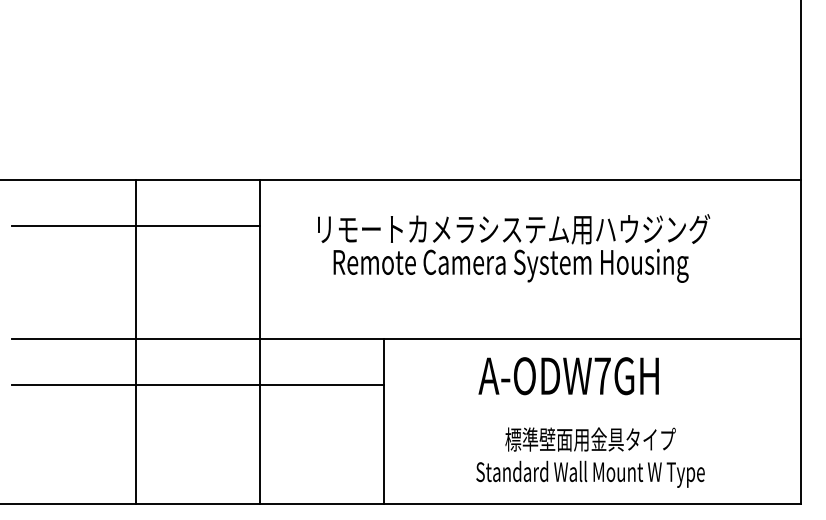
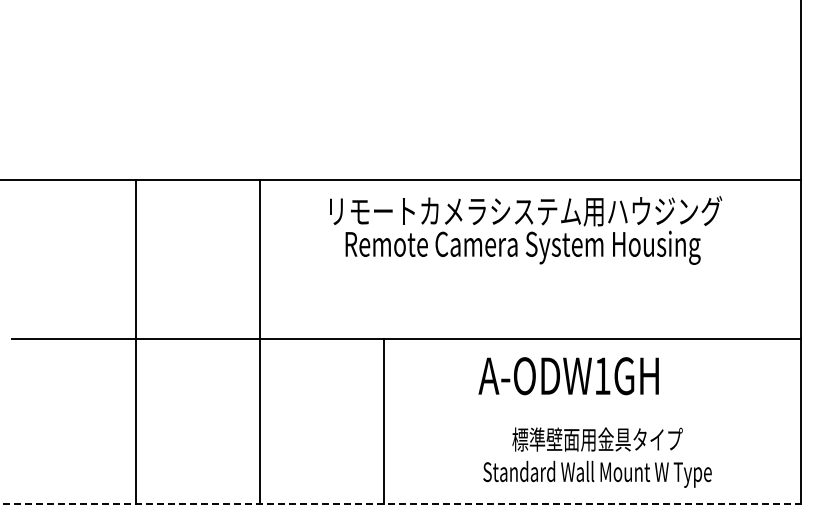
line: present -> none (135, 226)
text position: (514, 248) -> (526, 230) (526, 230)
text: A-ODW7GH -> A-ODW1GH (602, 375)
line: present -> none (197, 385)
text position: (590, 457) -> (597, 457) (597, 457)
line: solid -> dashed (401, 504)
